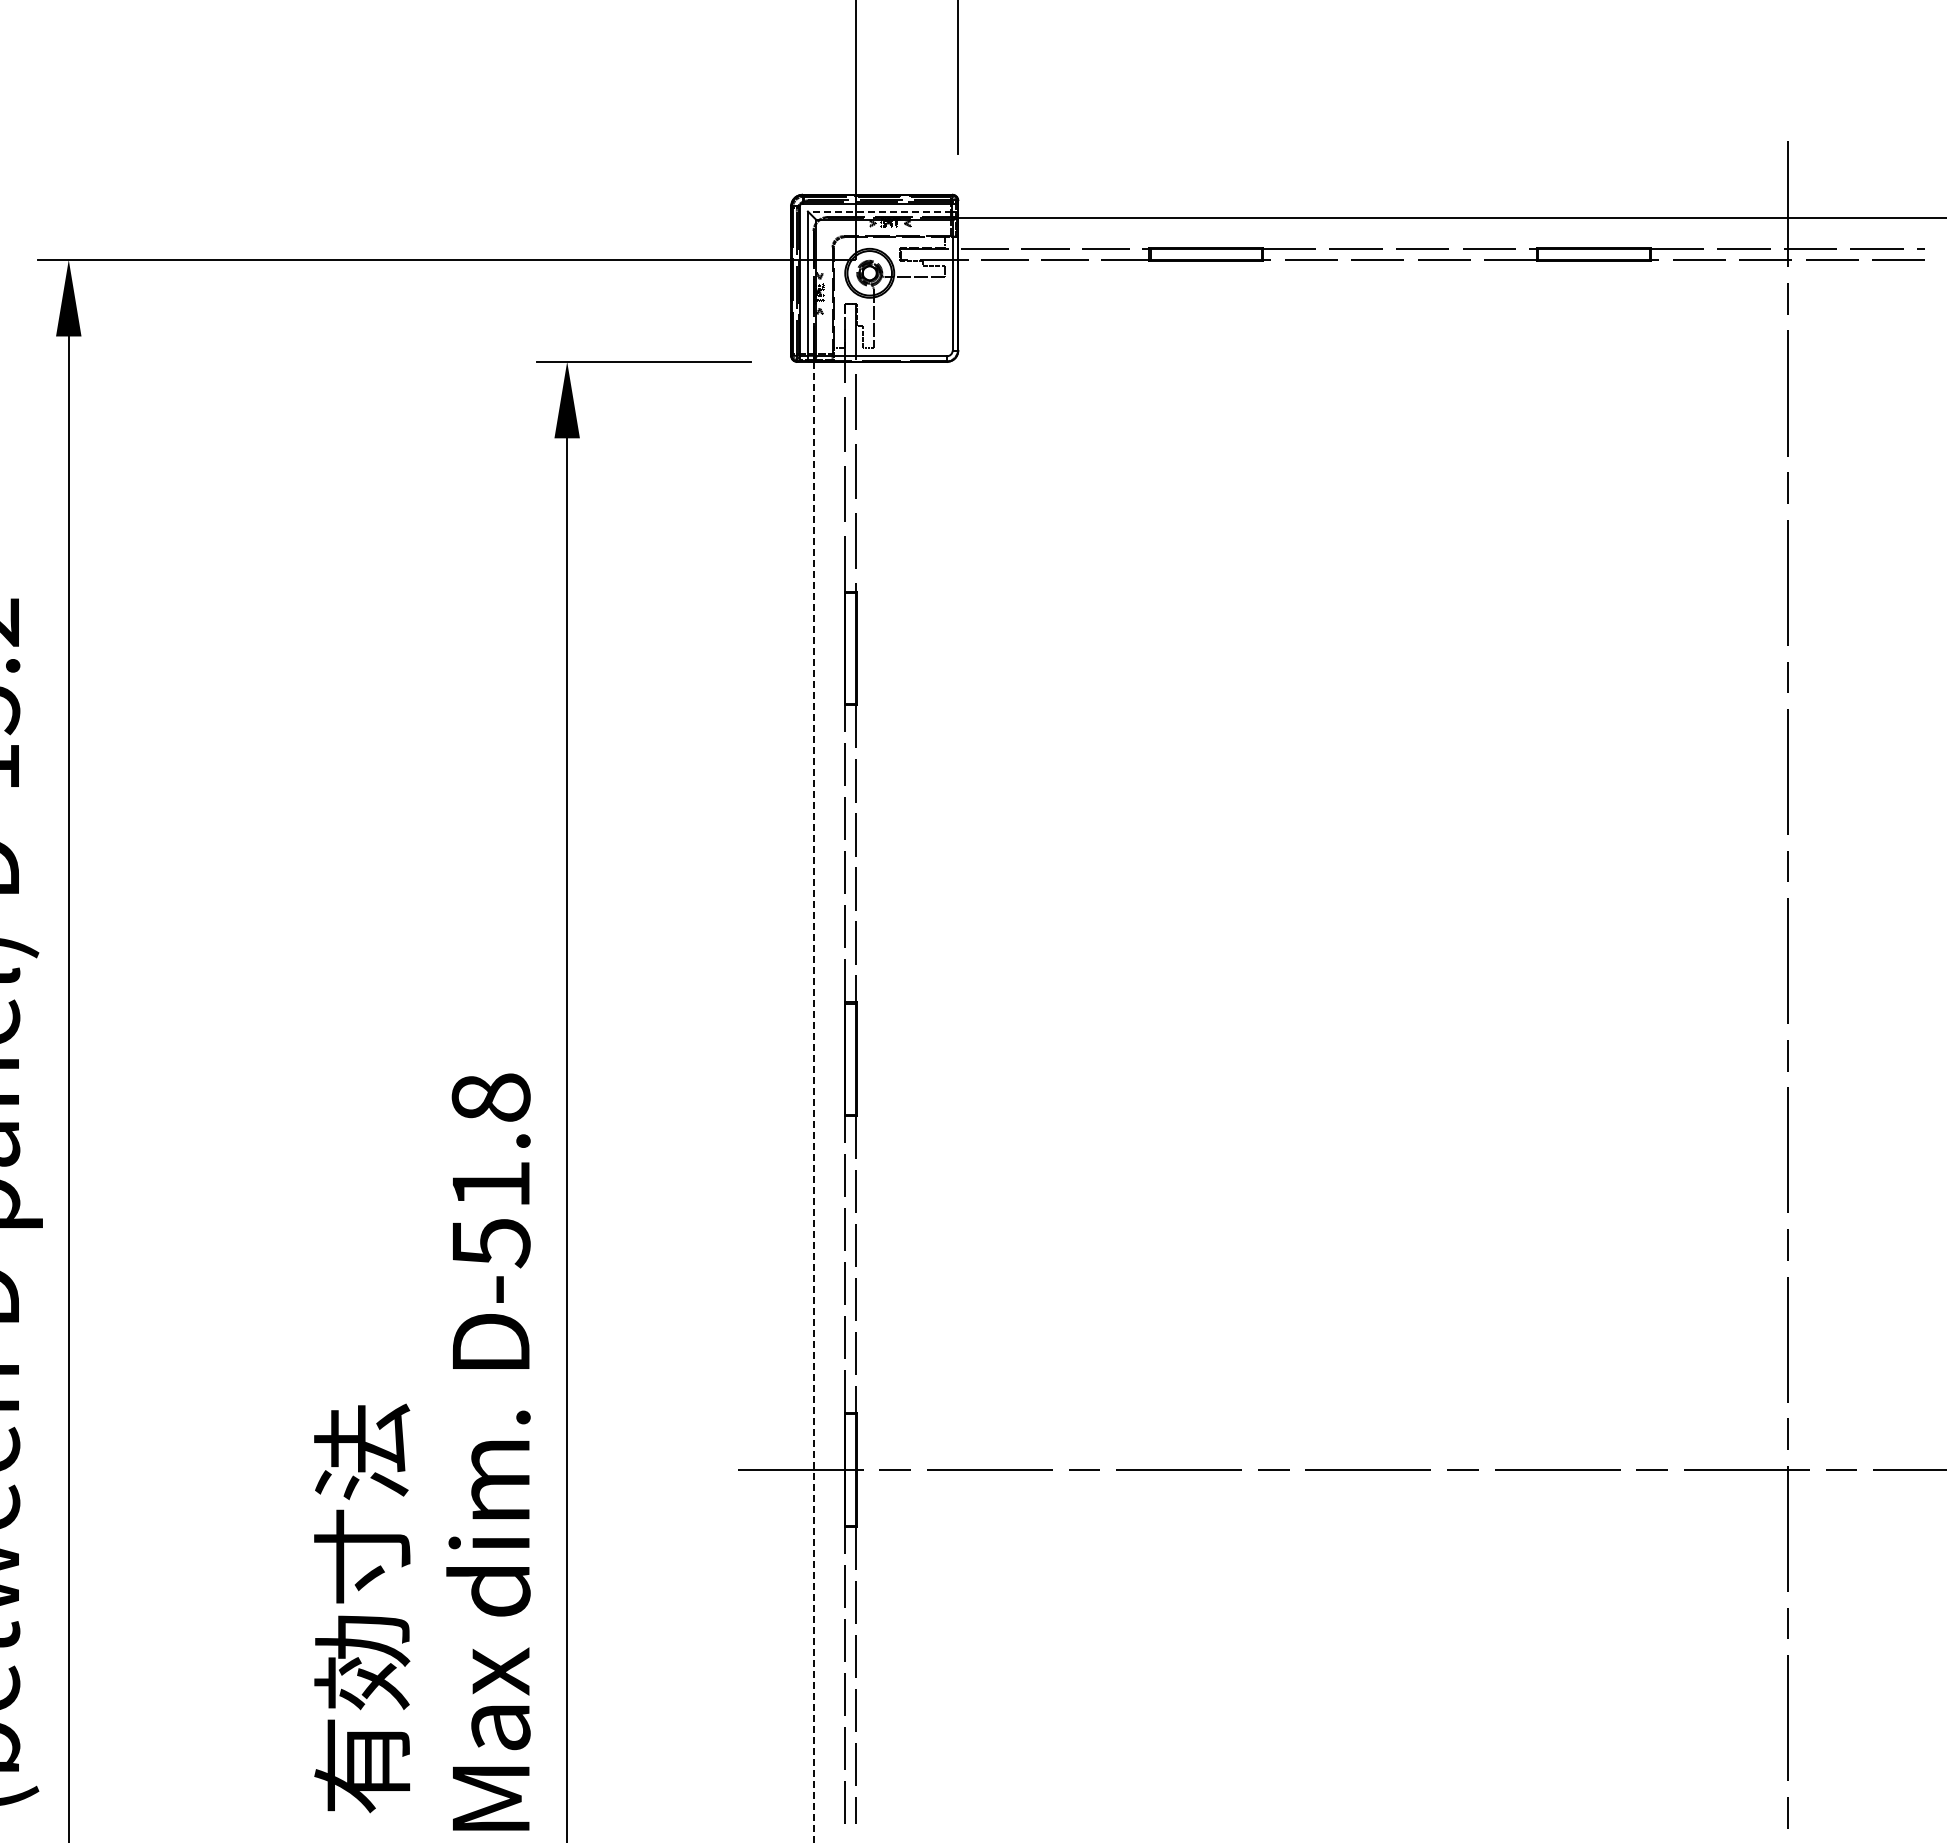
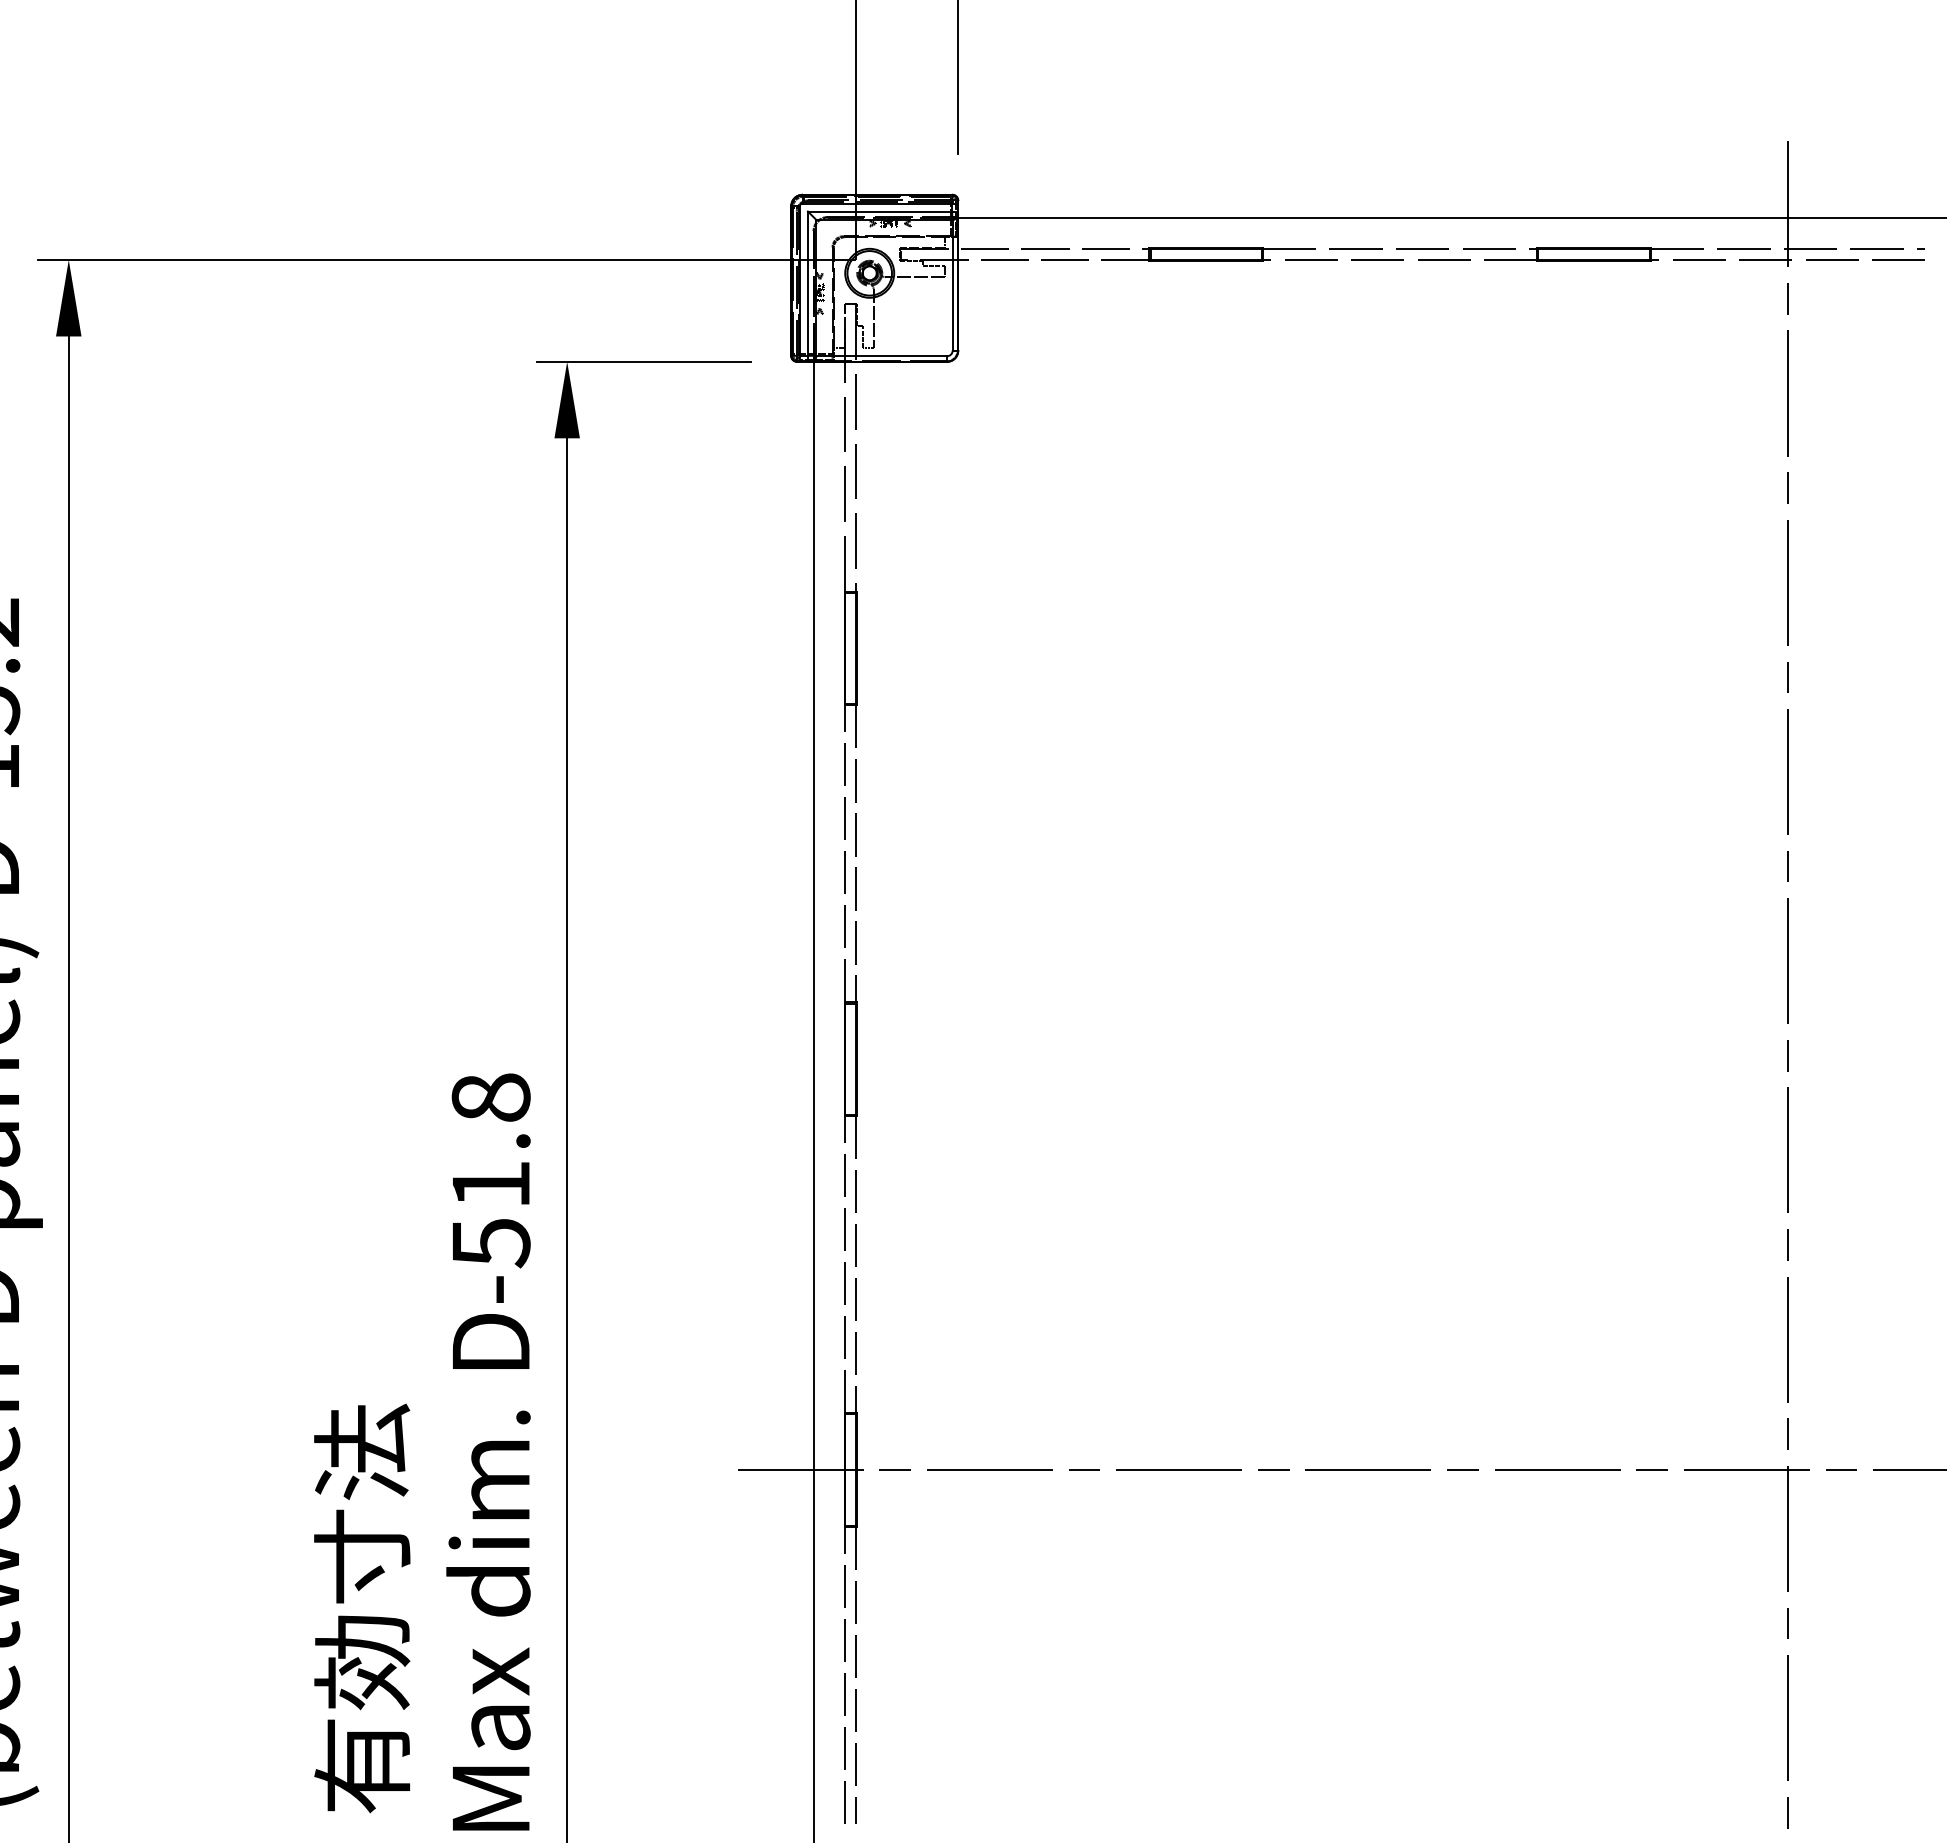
line: dashed -> solid (879, 211)
line: dashed -> solid (814, 1102)
